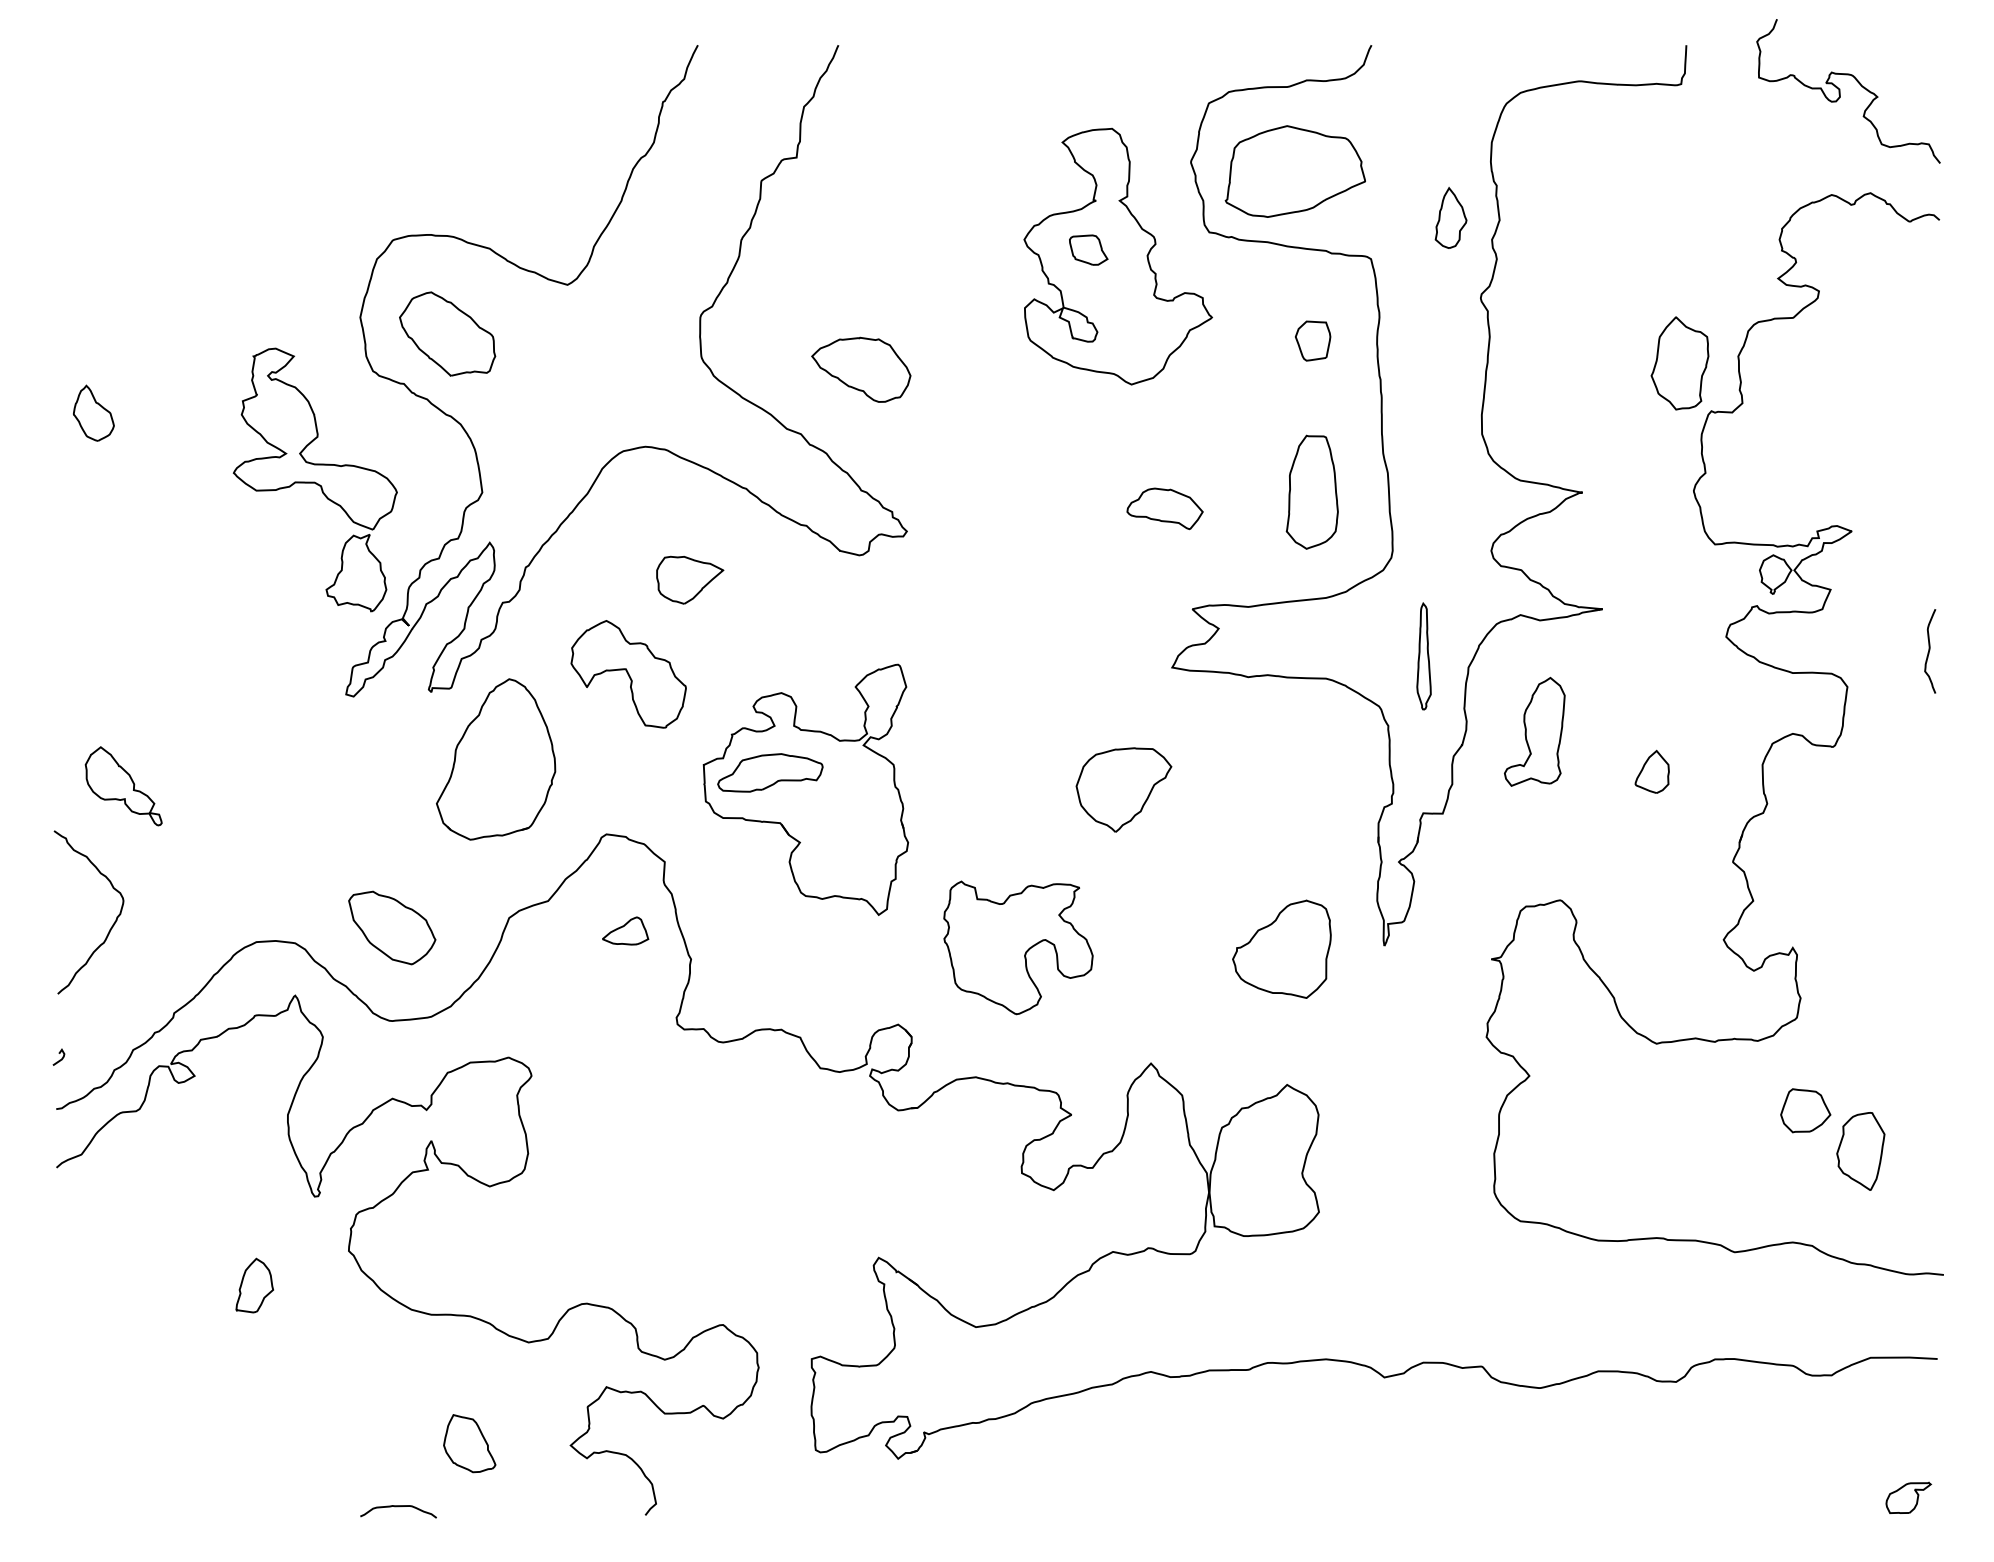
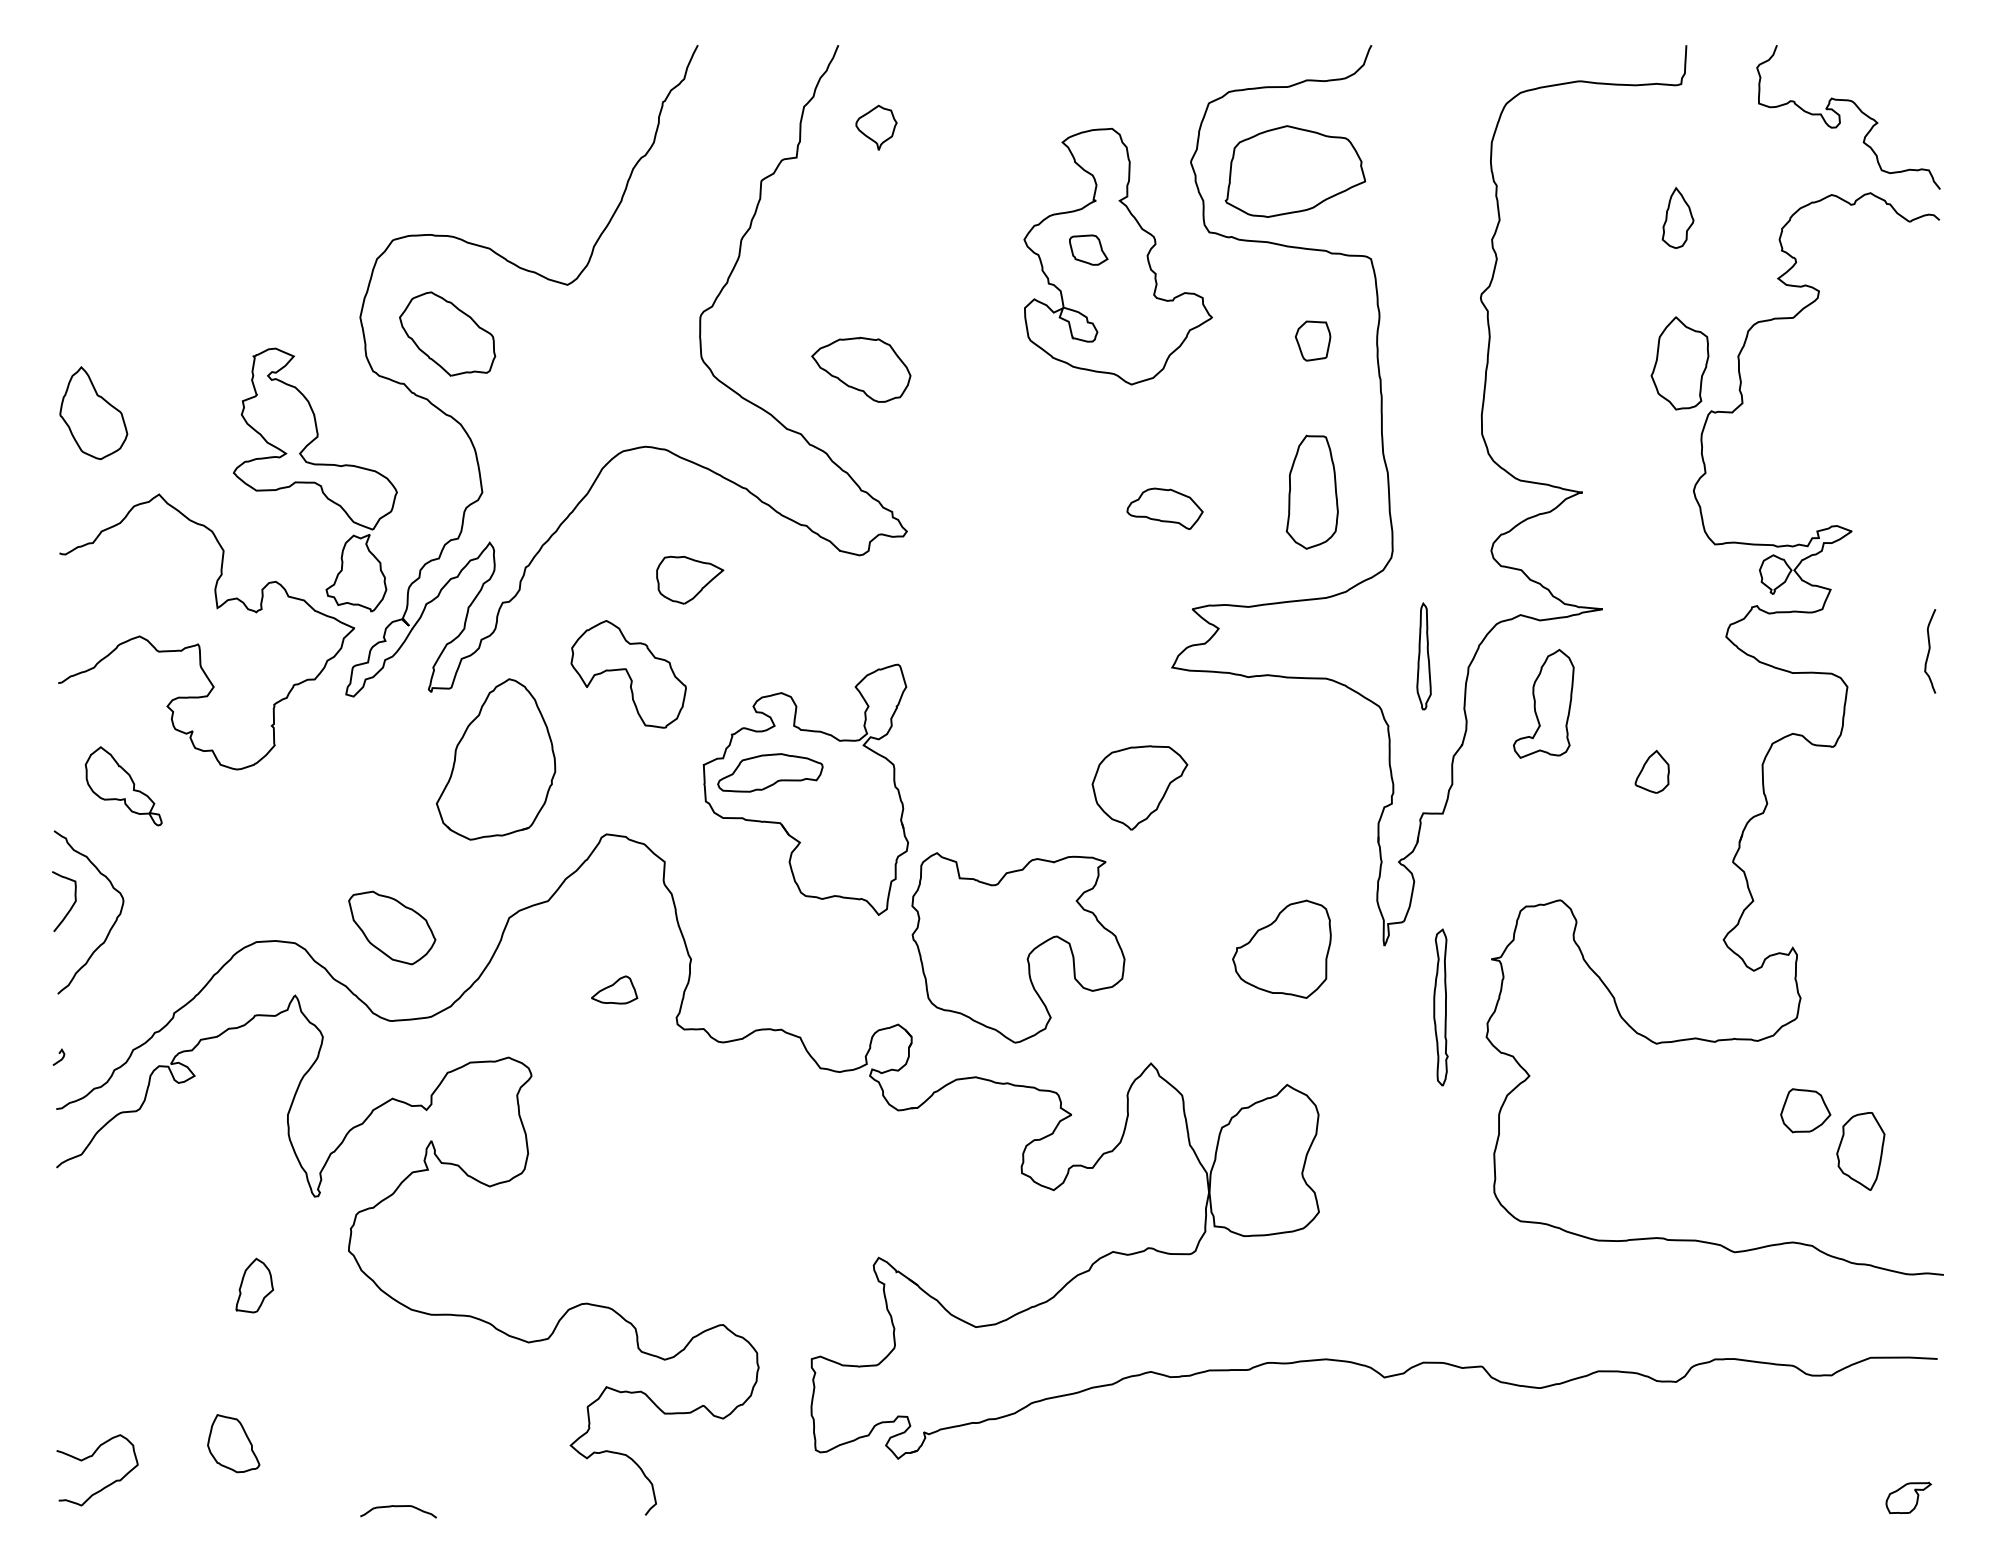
curve position: (1840, 91) -> (1840, 117) (1840, 117)
part: none -> present (876, 127)
part position: (1450, 217) -> (1677, 217) (1677, 217)
part size: 42x58 px -> 70x95 px (93, 413)
curve: none -> present (198, 643)
part position: (1534, 731) -> (1543, 703) (1543, 703)
part position: (1123, 789) -> (1139, 787) (1139, 787)
curve: none -> present (70, 907)
part position: (625, 930) -> (614, 989) (614, 989)
part size: 151x136 px -> 215x192 px (1018, 947)
part: none -> present (1440, 1007)
part position: (469, 1443) -> (233, 1443) (233, 1443)
curve: none -> present (90, 1457)
